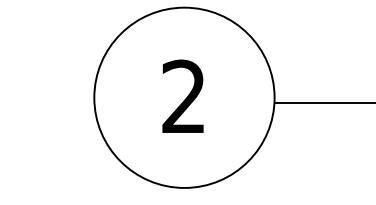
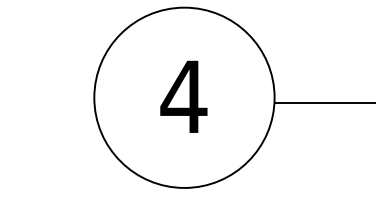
text: 2 -> 4 (183, 95)
